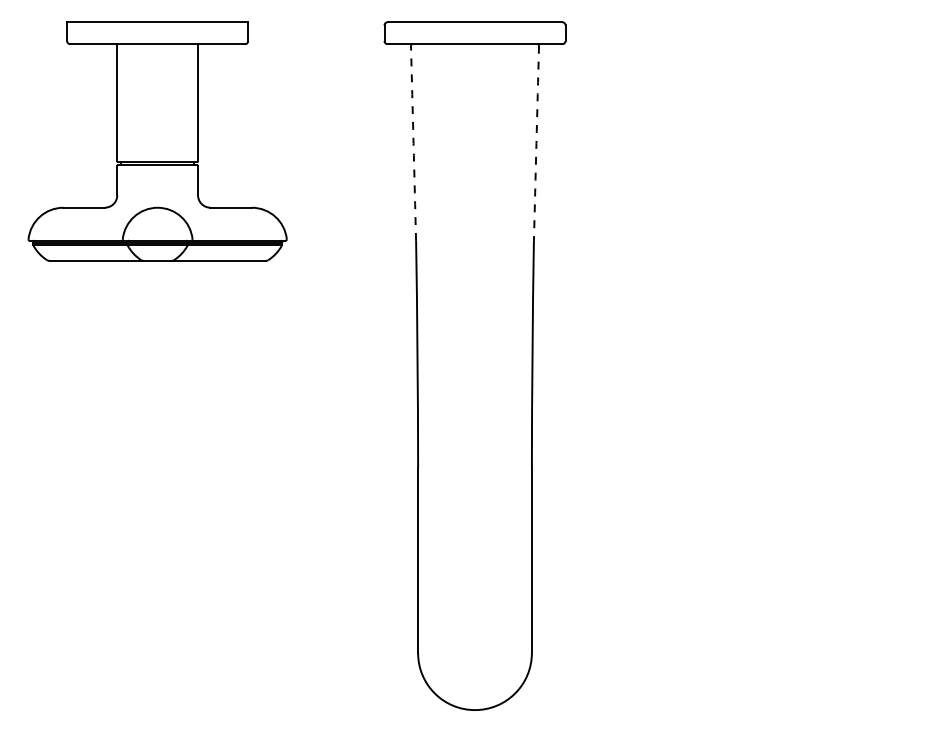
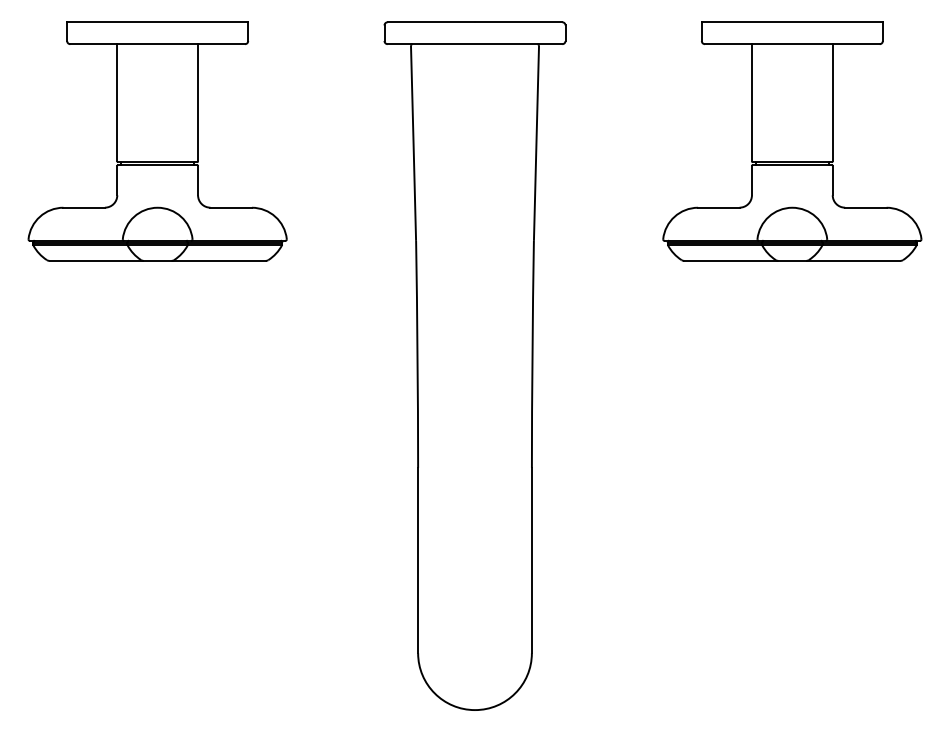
part: none -> present (792, 141)
arc: dashed -> solid (413, 143)
arc: dashed -> solid (536, 143)
